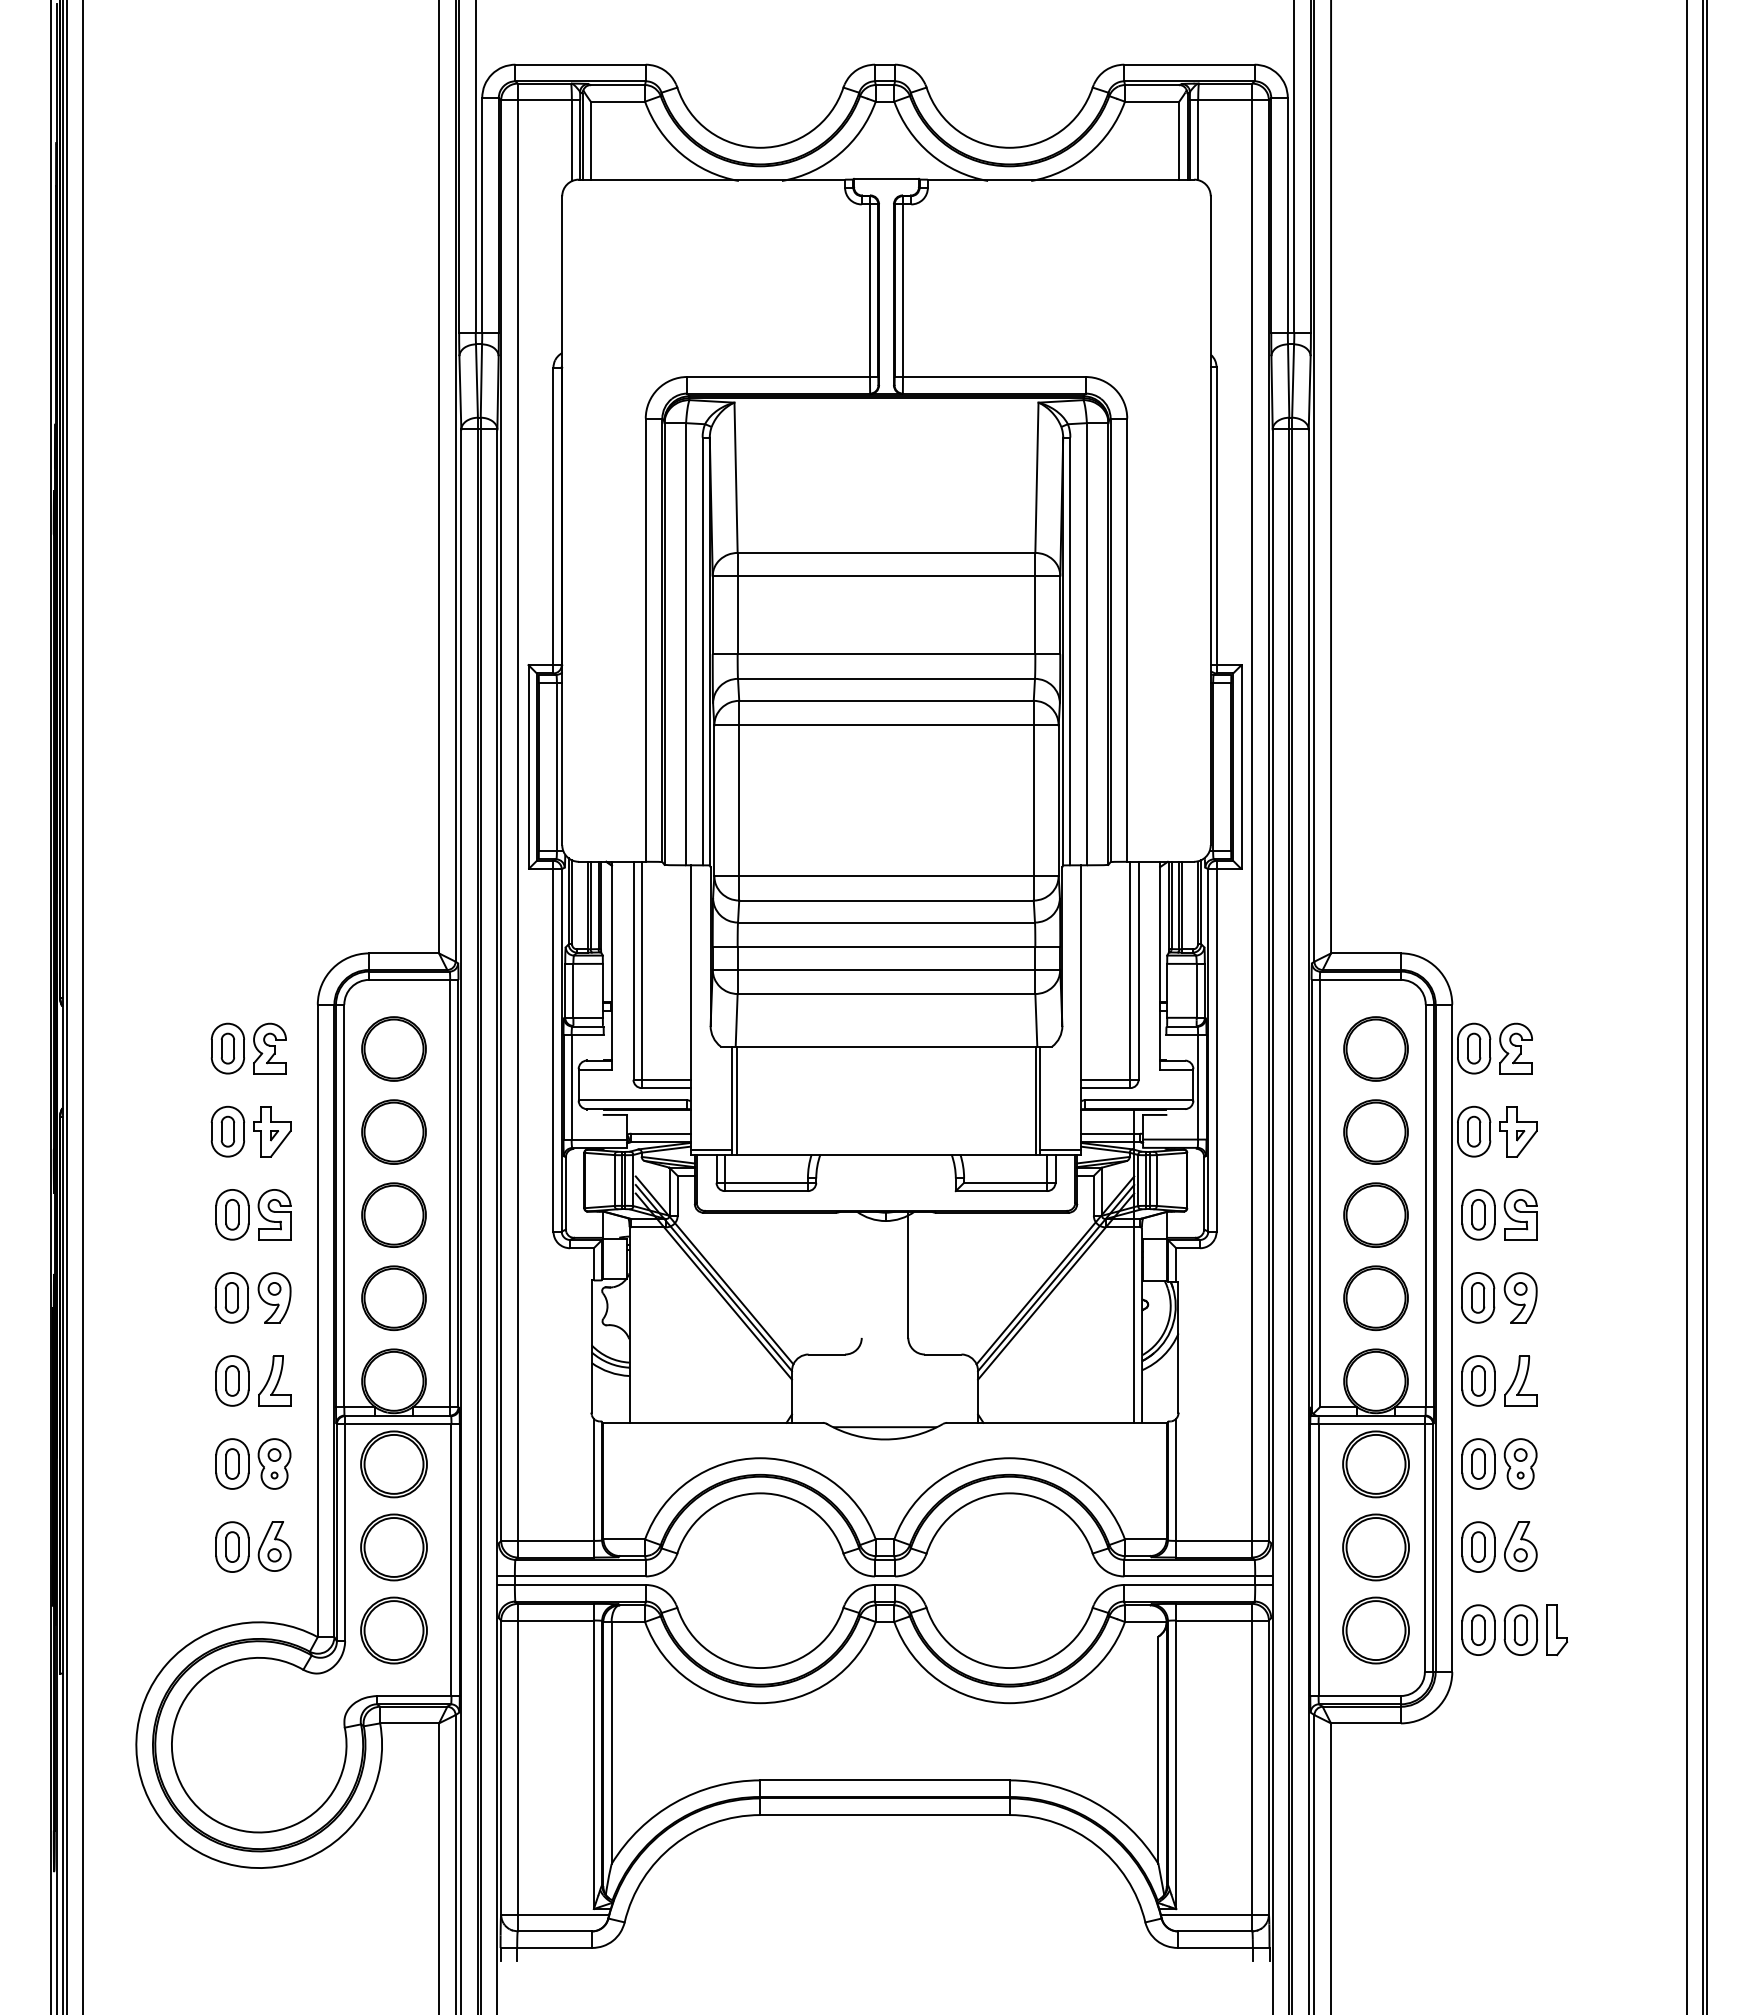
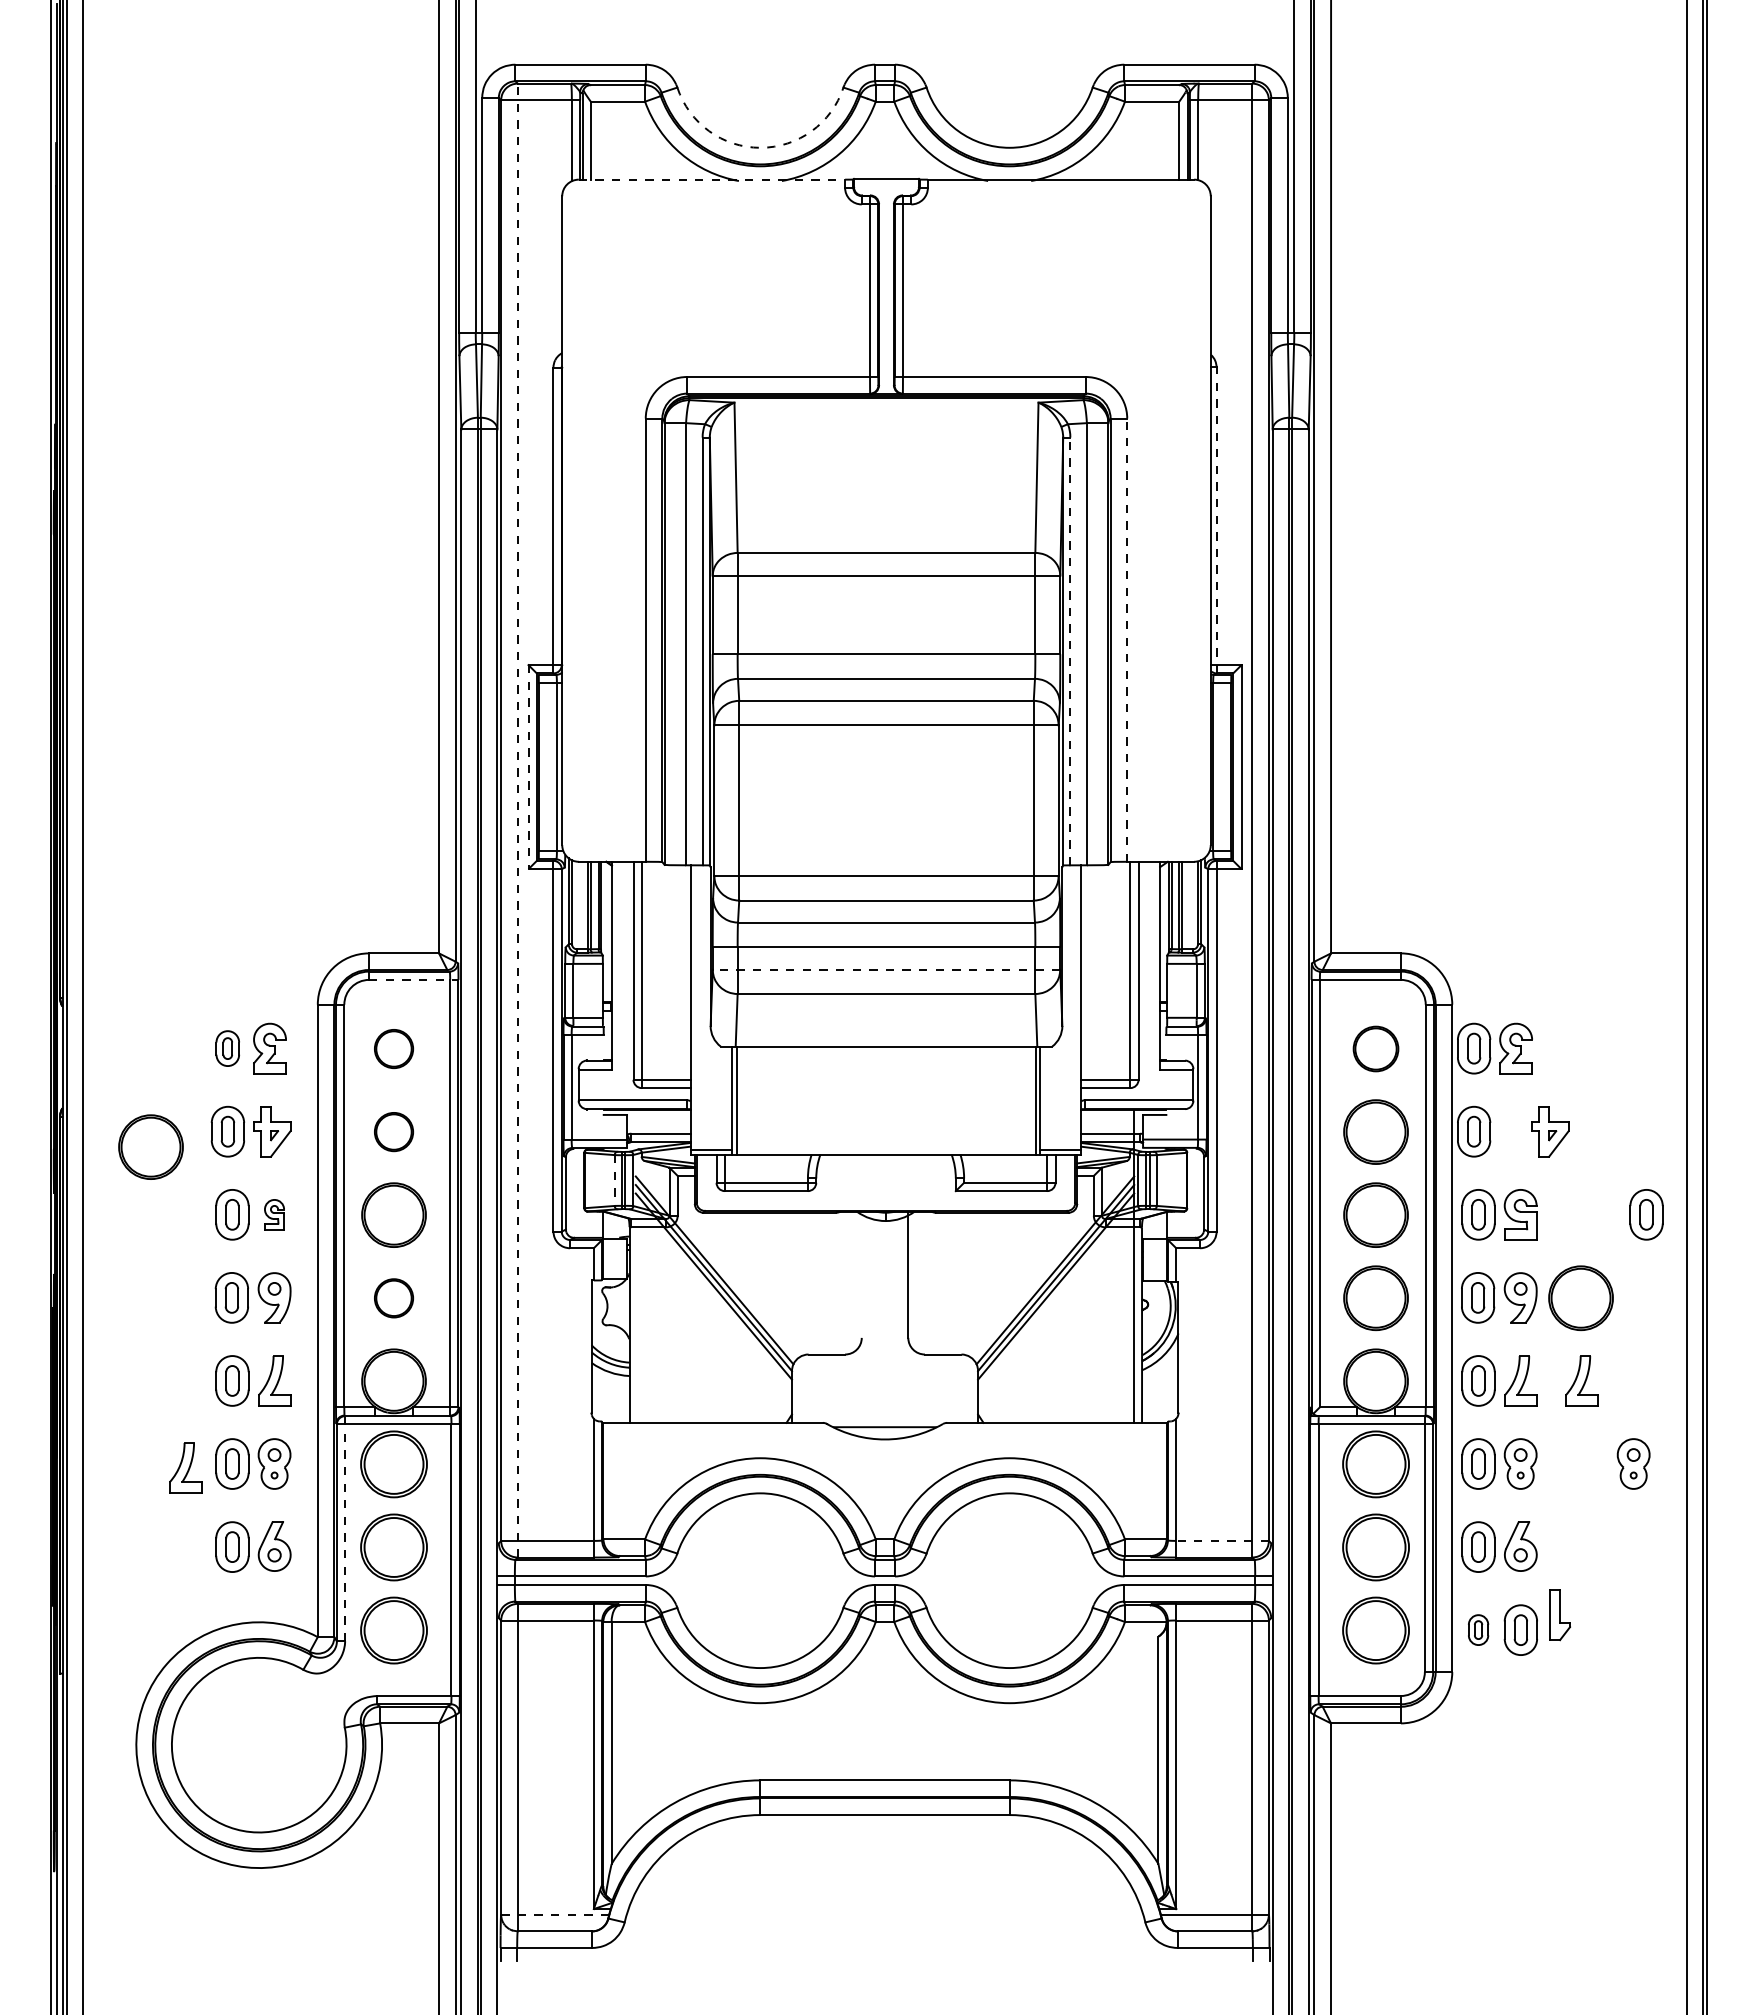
arc: solid -> dashed (760, 147)
line: solid -> dashed (712, 179)
line: solid -> dashed (1216, 519)
line: solid -> dashed (1127, 640)
line: solid -> dashed (1070, 651)
line: solid -> dashed (528, 767)
line: solid -> dashed (517, 820)
line: solid -> dashed (886, 969)
line: solid -> dashed (413, 979)
part size: 35x53 px -> 25x37 px (227, 1048)
part size: 66x66 px -> 40x40 px (393, 1048)
part size: 66x66 px -> 48x48 px (1375, 1048)
part size: 66x66 px -> 40x41 px (393, 1132)
part position: (1518, 1131) -> (1550, 1131) (1550, 1131)
part: none -> present (150, 1146)
line: solid -> dashed (614, 1181)
part size: 35x52 px -> 21x32 px (274, 1214)
part: none -> present (1646, 1214)
part size: 66x67 px -> 40x41 px (393, 1298)
part: none -> present (1580, 1298)
part: none -> present (1581, 1380)
part: none -> present (1633, 1463)
part: none -> present (185, 1467)
line: solid -> dashed (345, 1528)
line: solid -> dashed (1222, 1540)
part size: 35x52 px -> 22x32 px (1478, 1629)
part position: (1556, 1630) -> (1559, 1615) (1559, 1615)
line: solid -> dashed (554, 1914)
